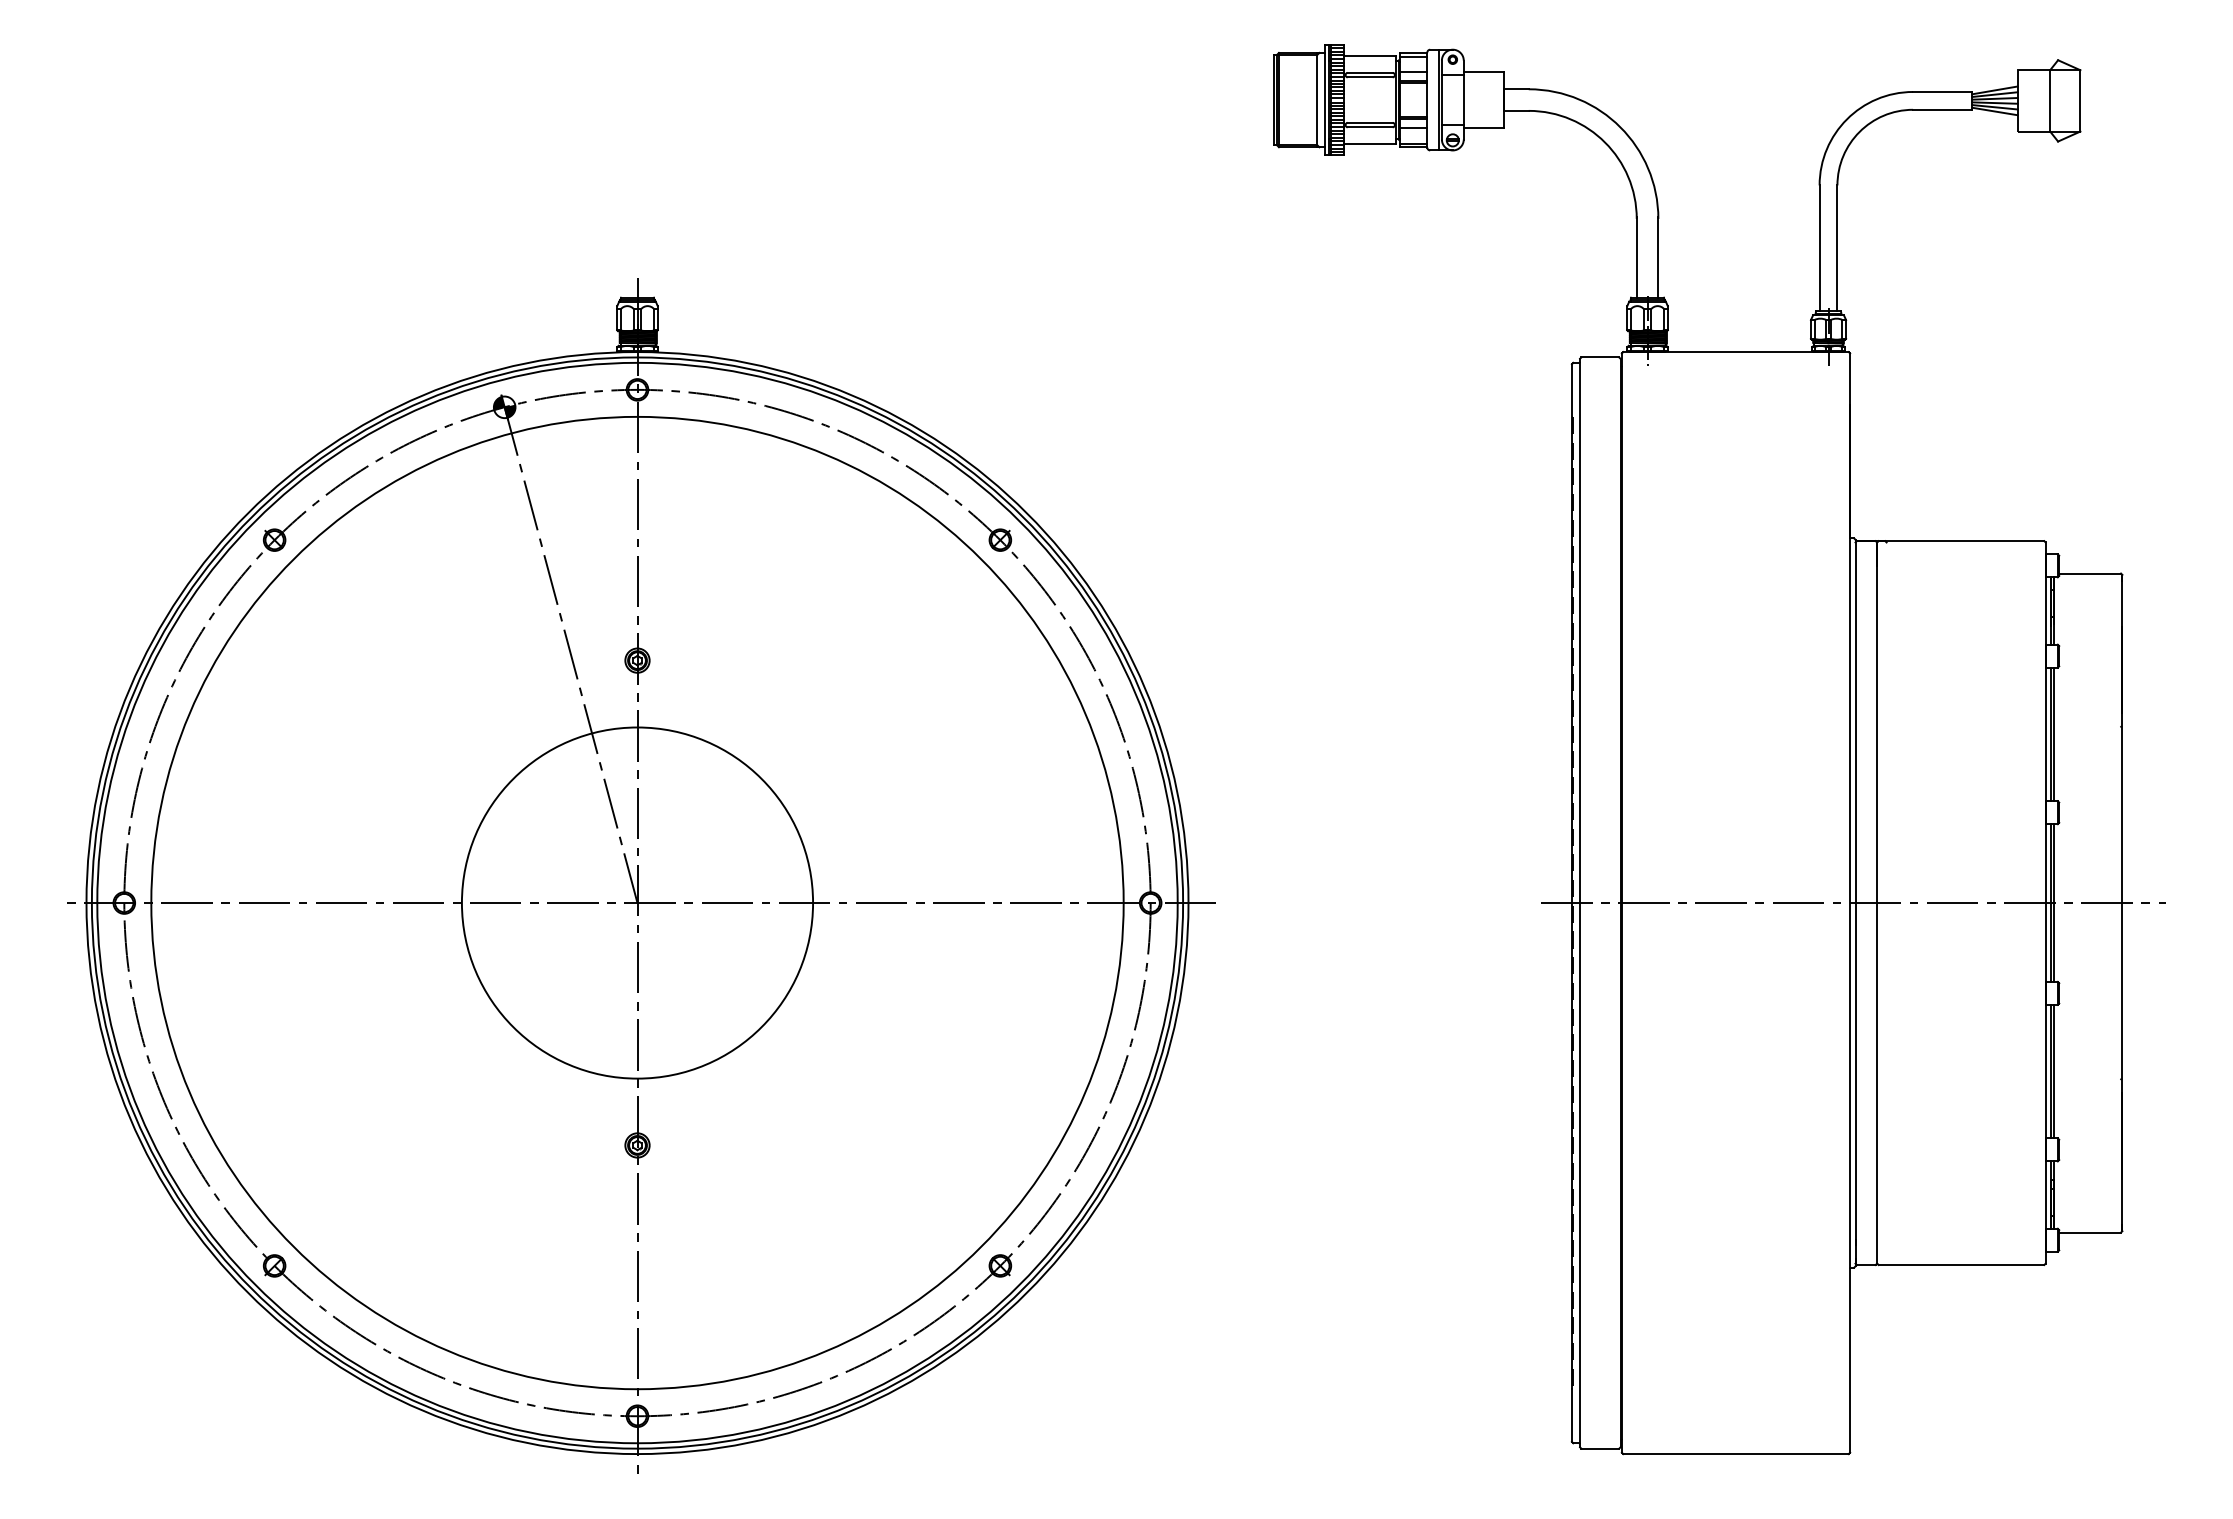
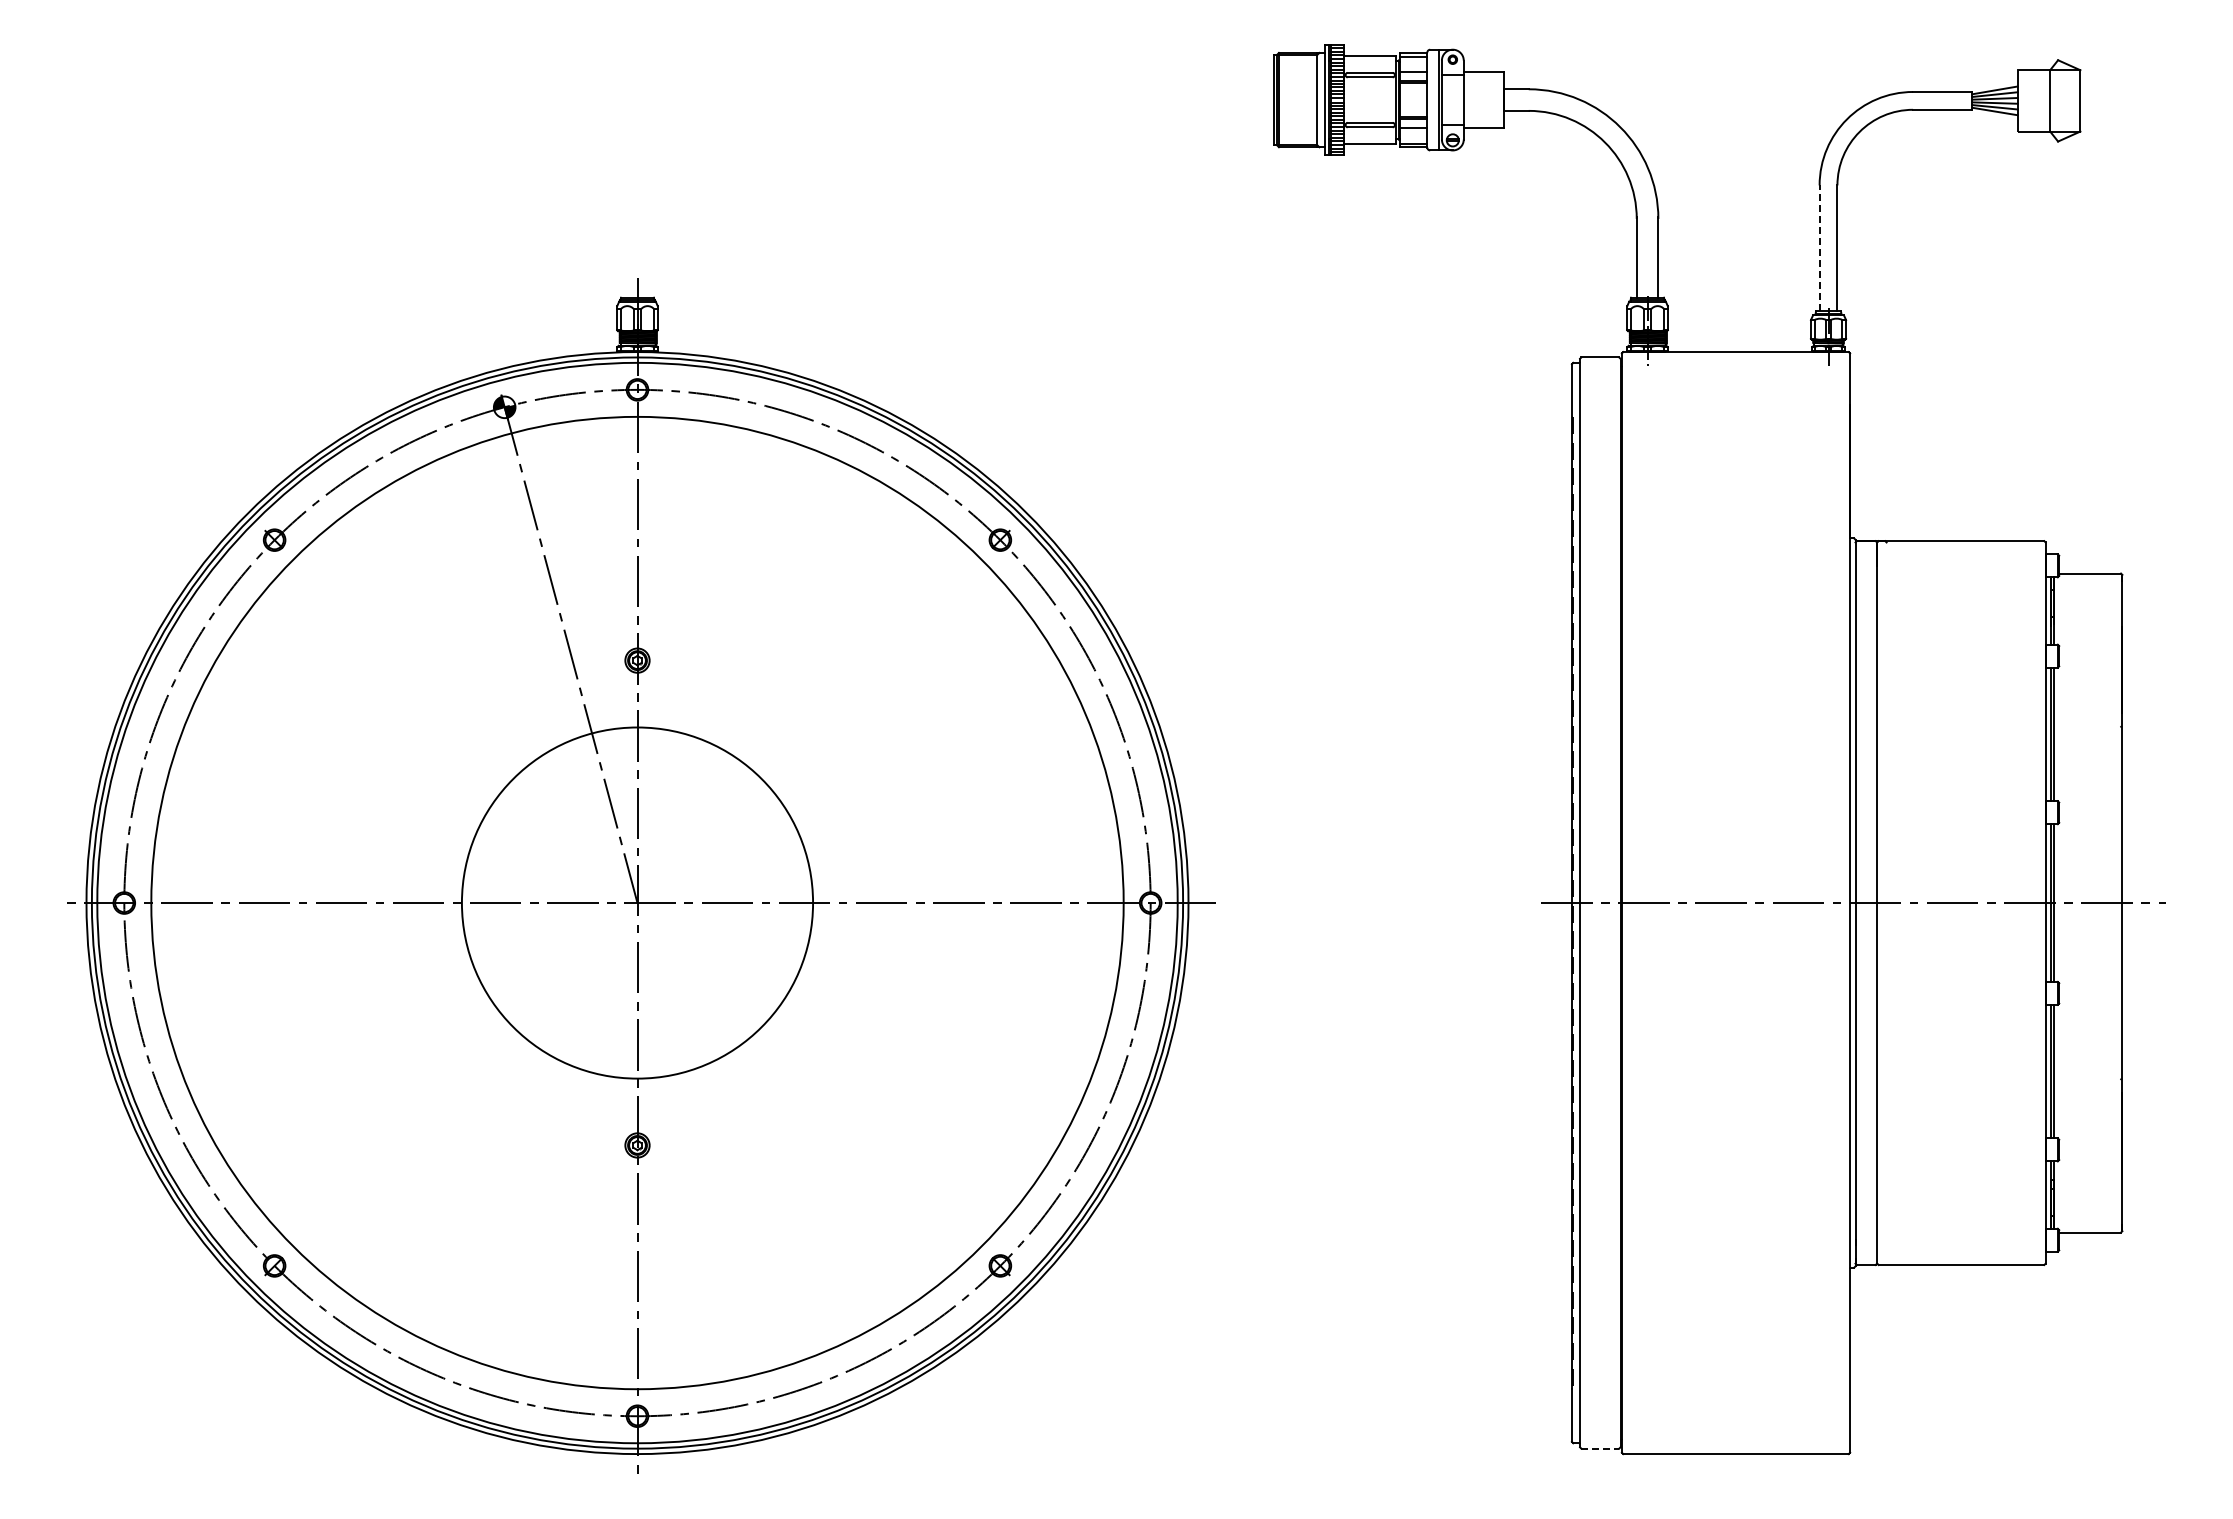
line: solid -> dashed (1819, 248)
line: solid -> dashed (1600, 1448)
